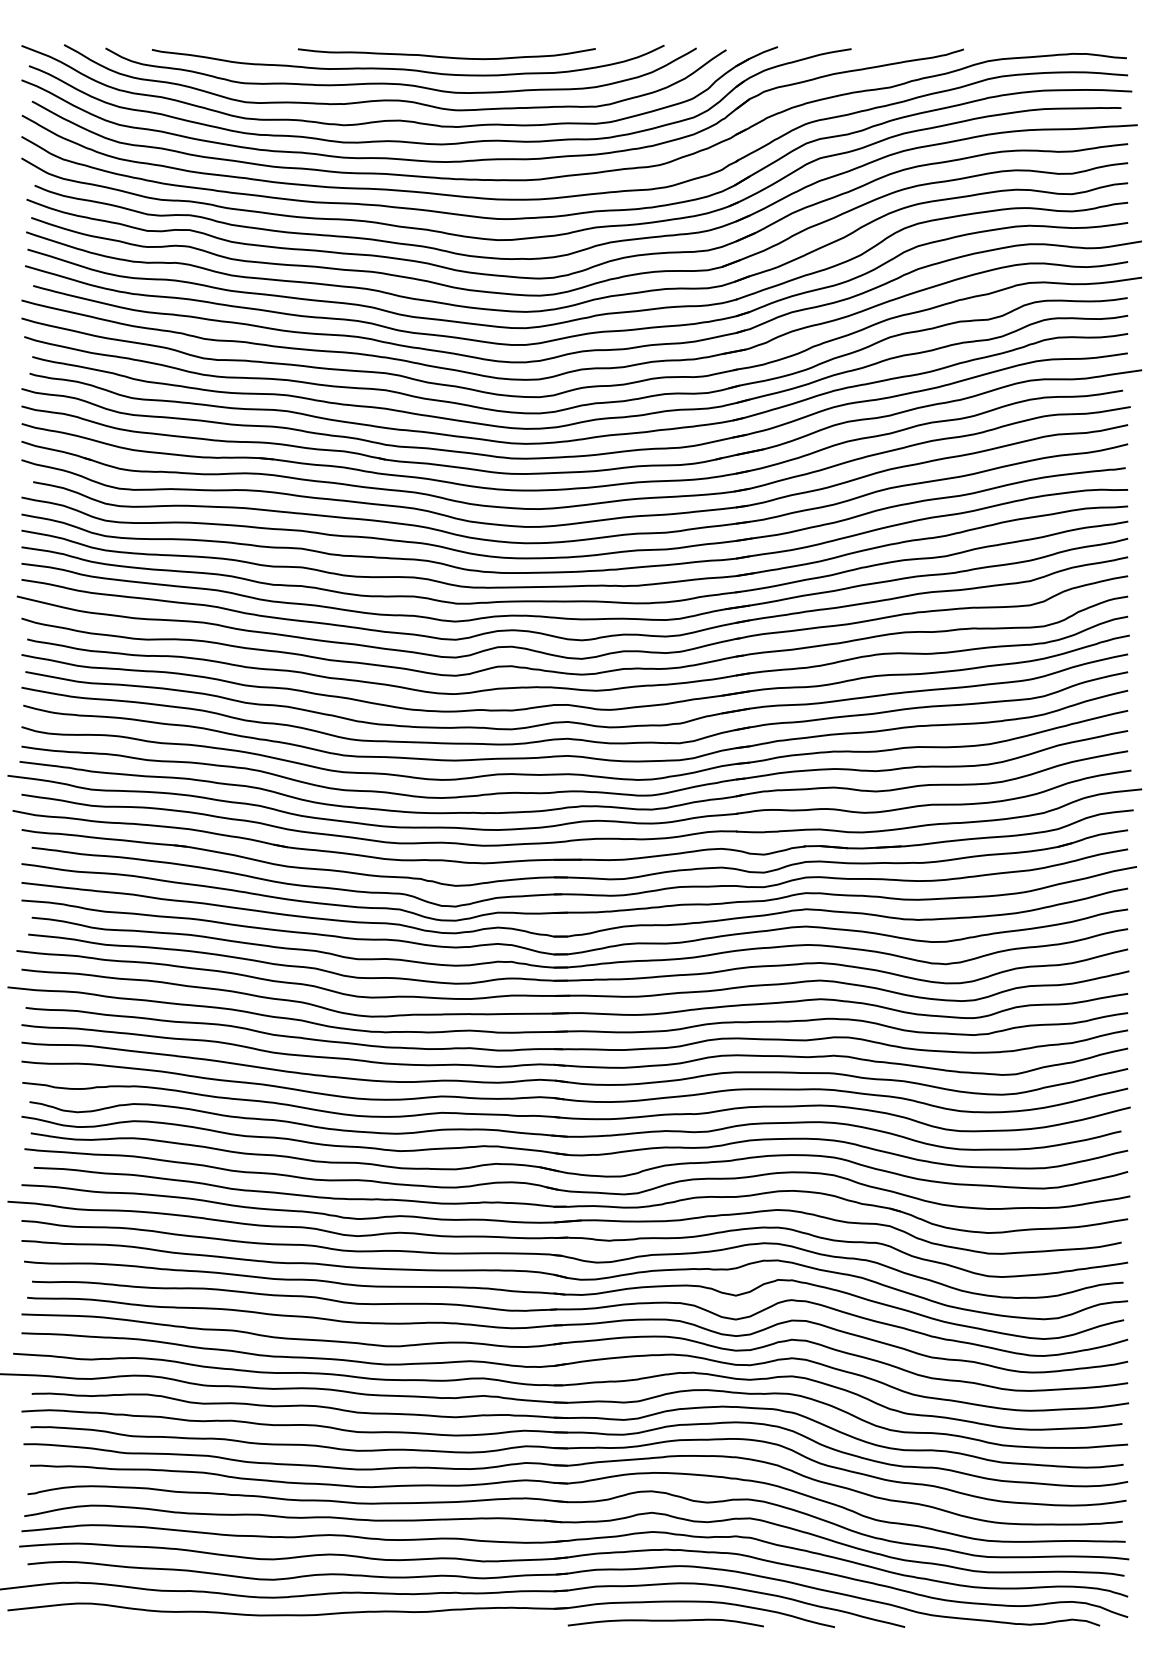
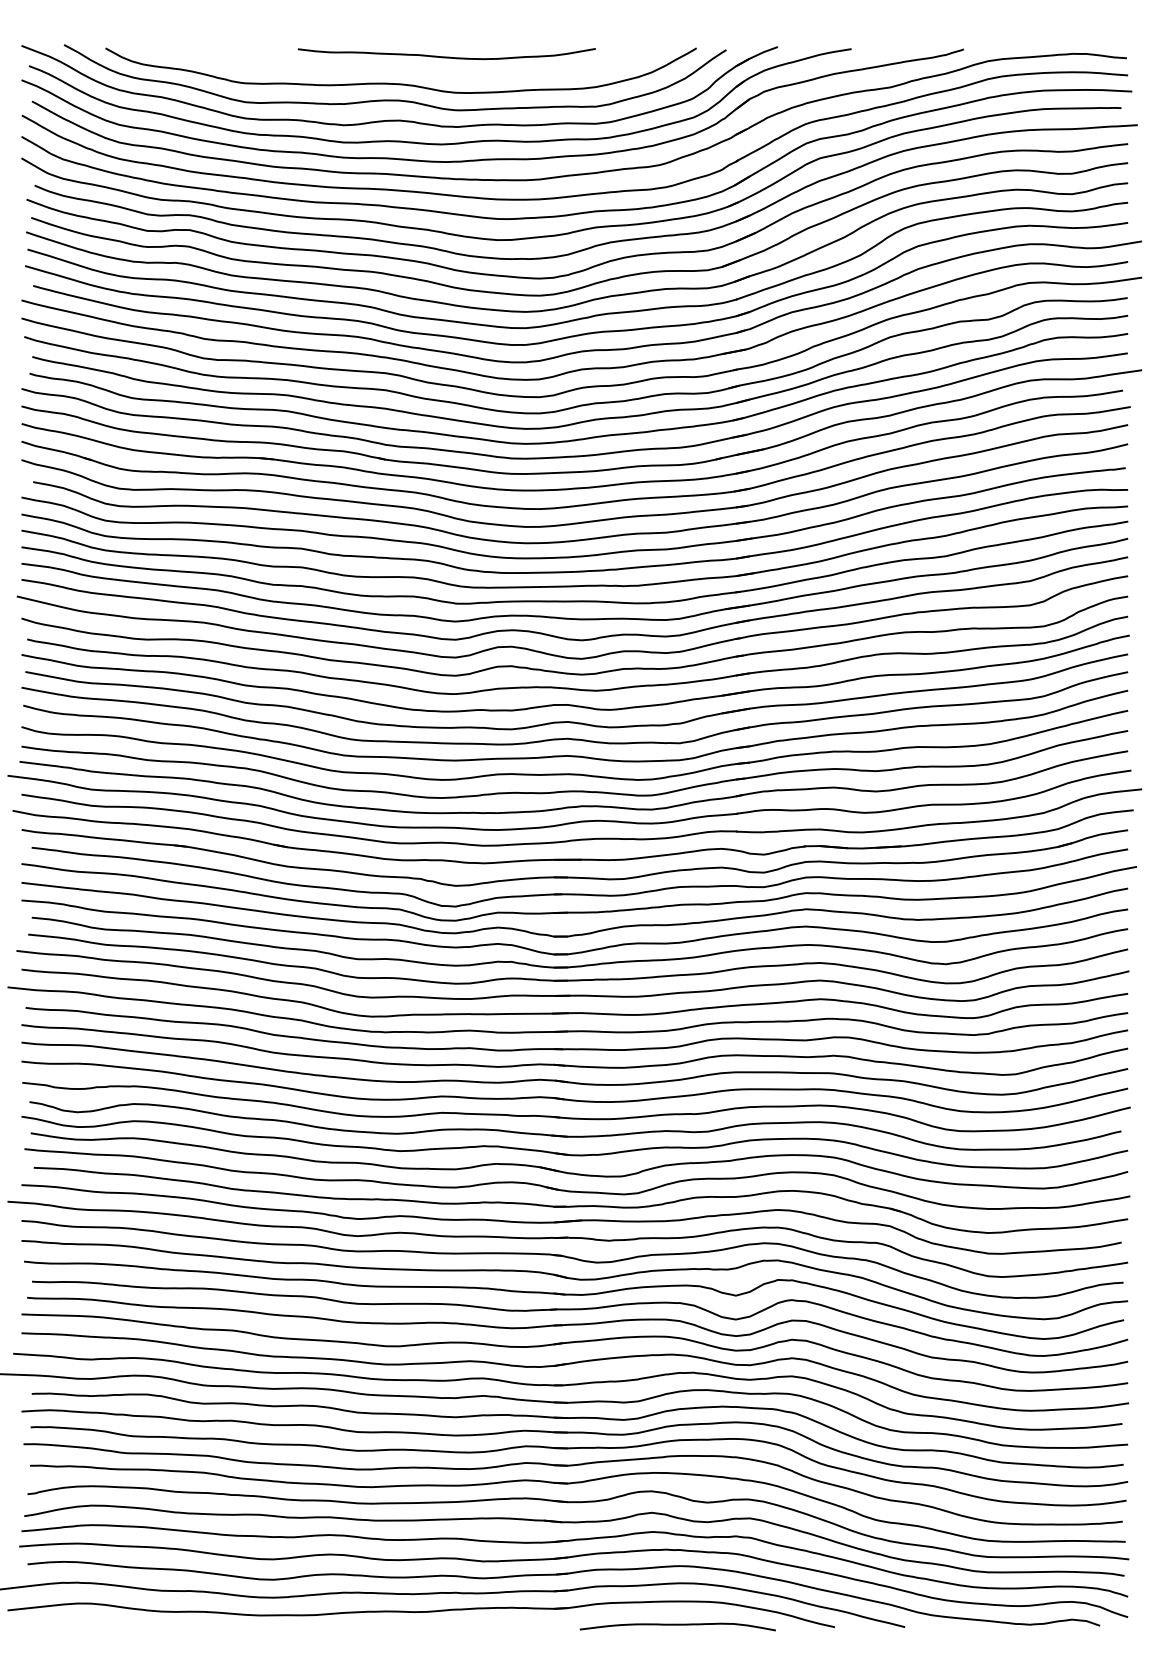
curve: present -> none (407, 68)
curve position: (665, 1621) -> (677, 1625) (677, 1625)
